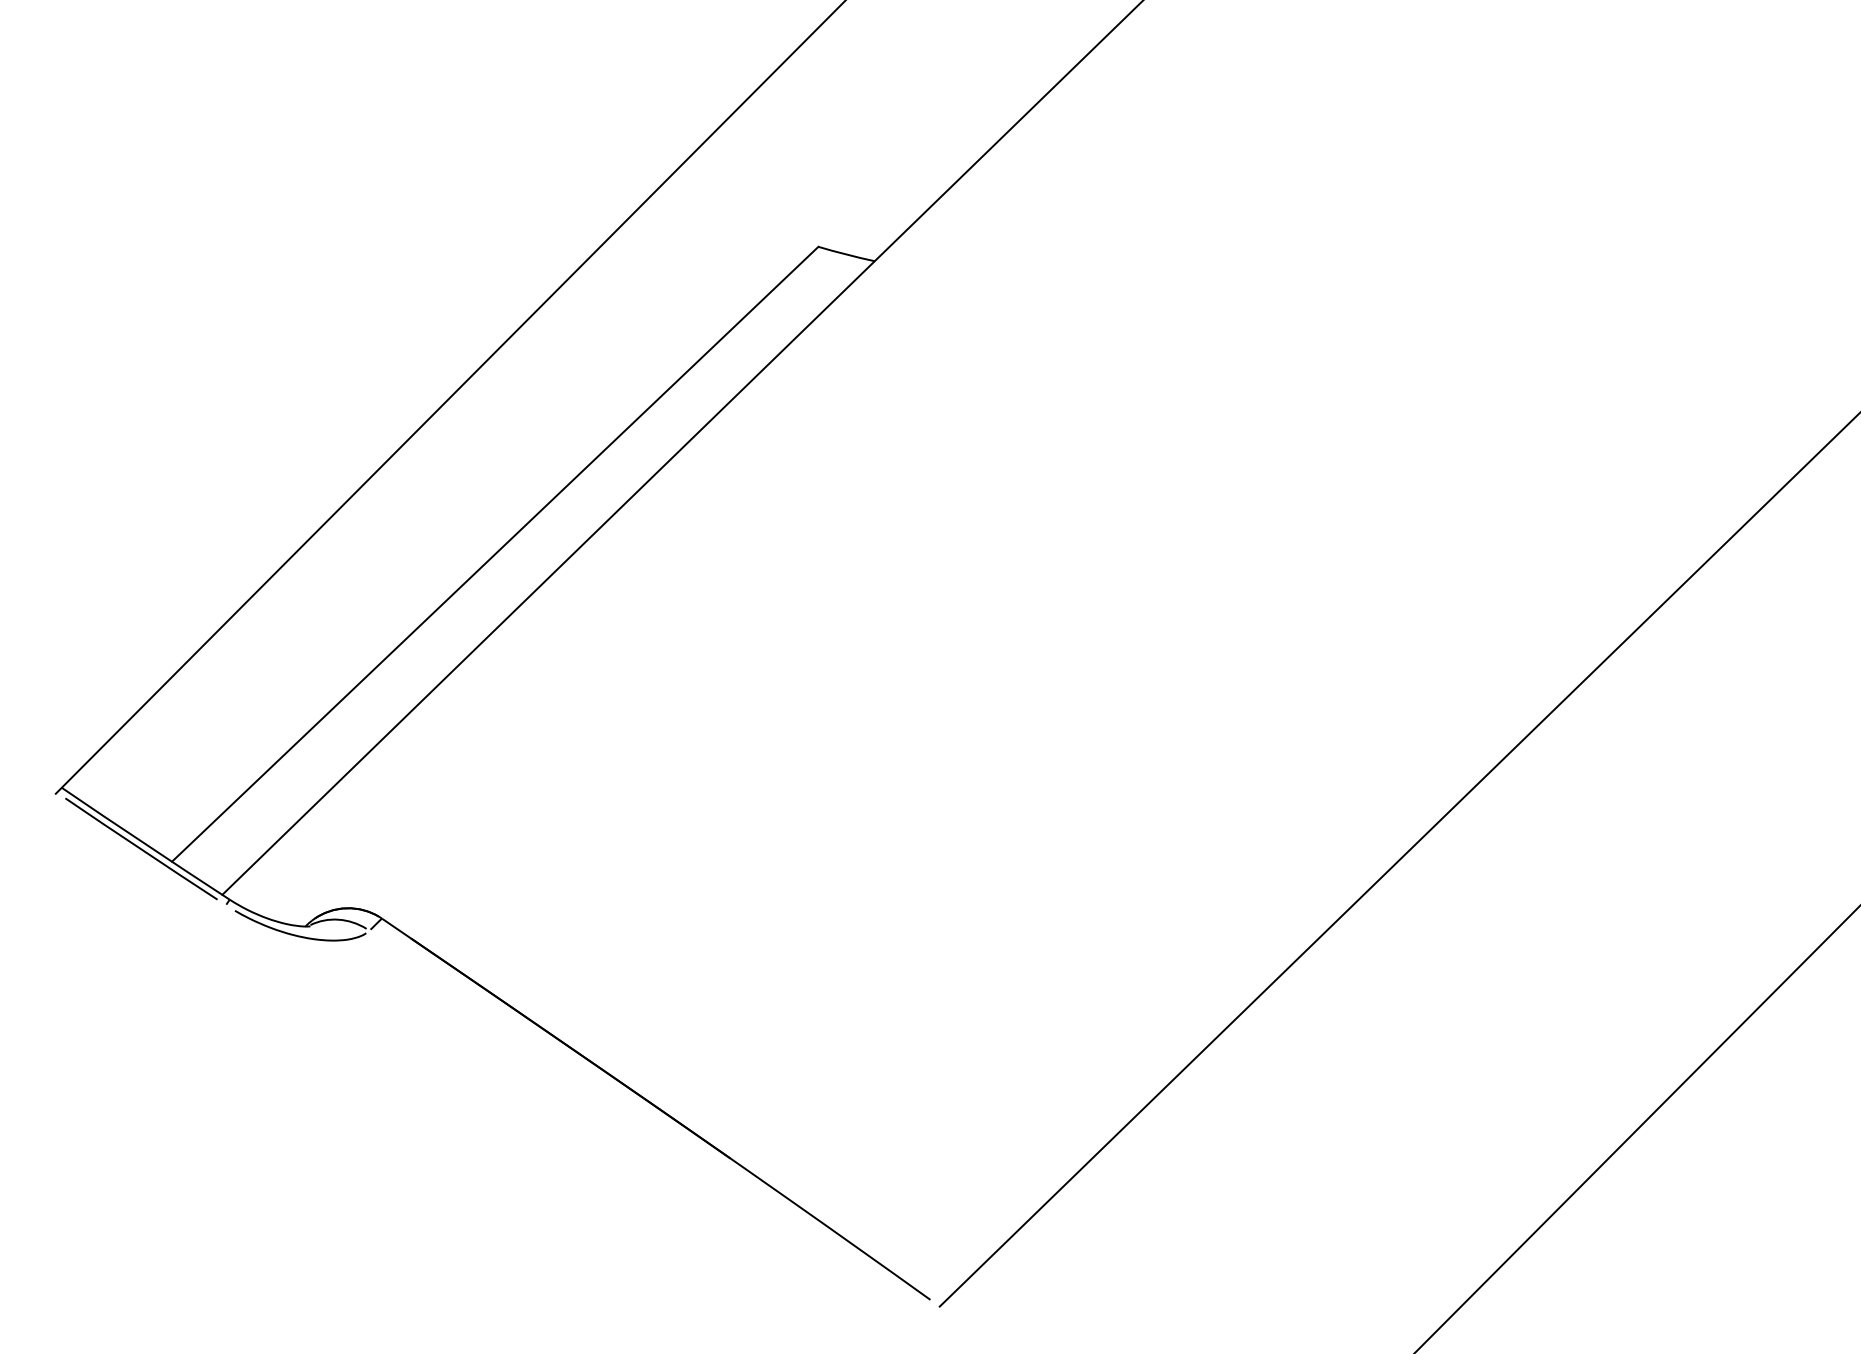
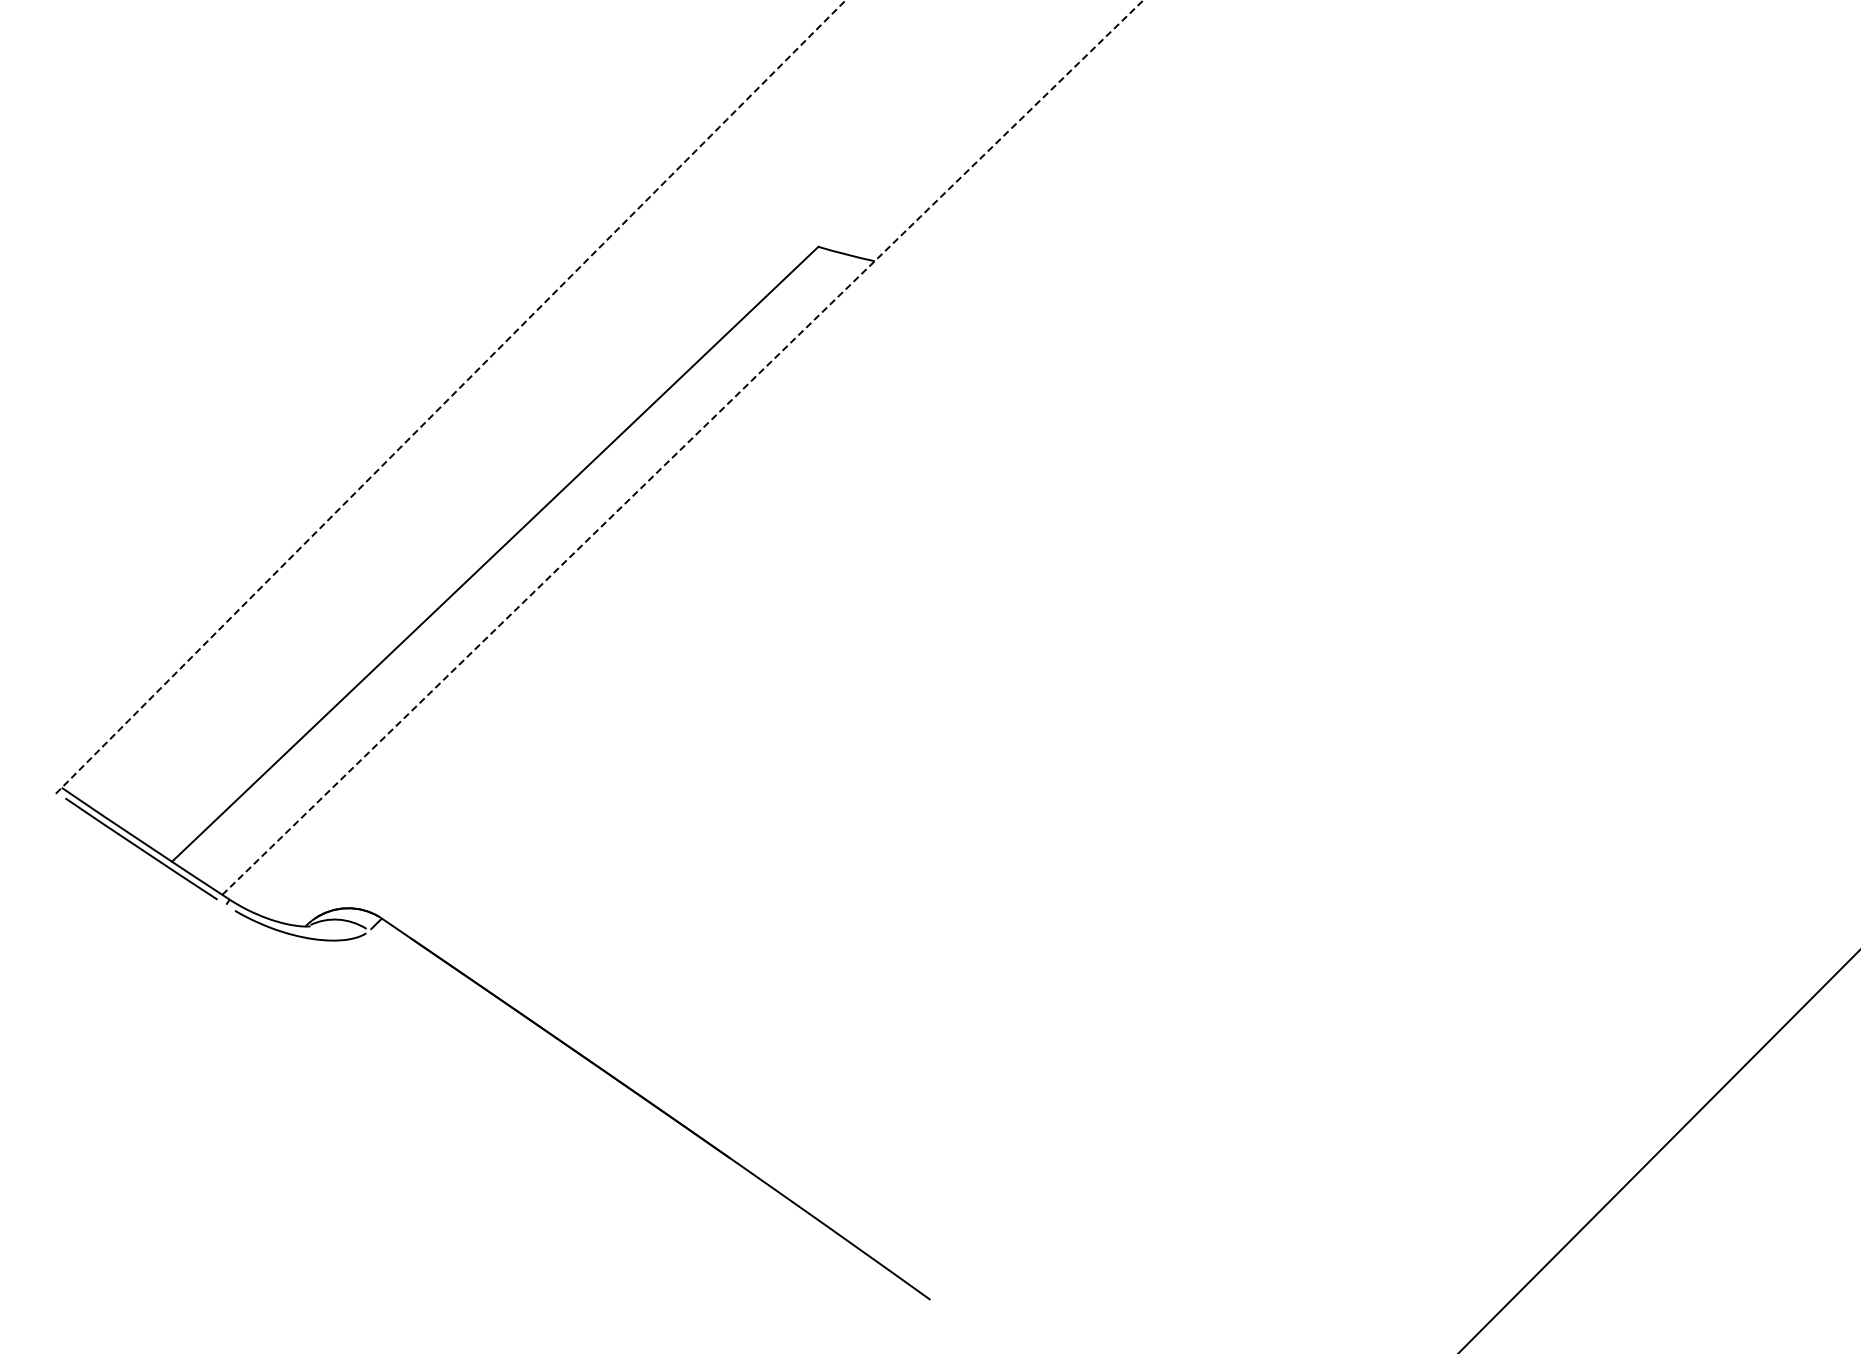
line: solid -> dashed (450, 397)
line: solid -> dashed (682, 447)
line: present -> none (1398, 860)
line position: (1637, 1129) -> (1659, 1151) (1659, 1151)
